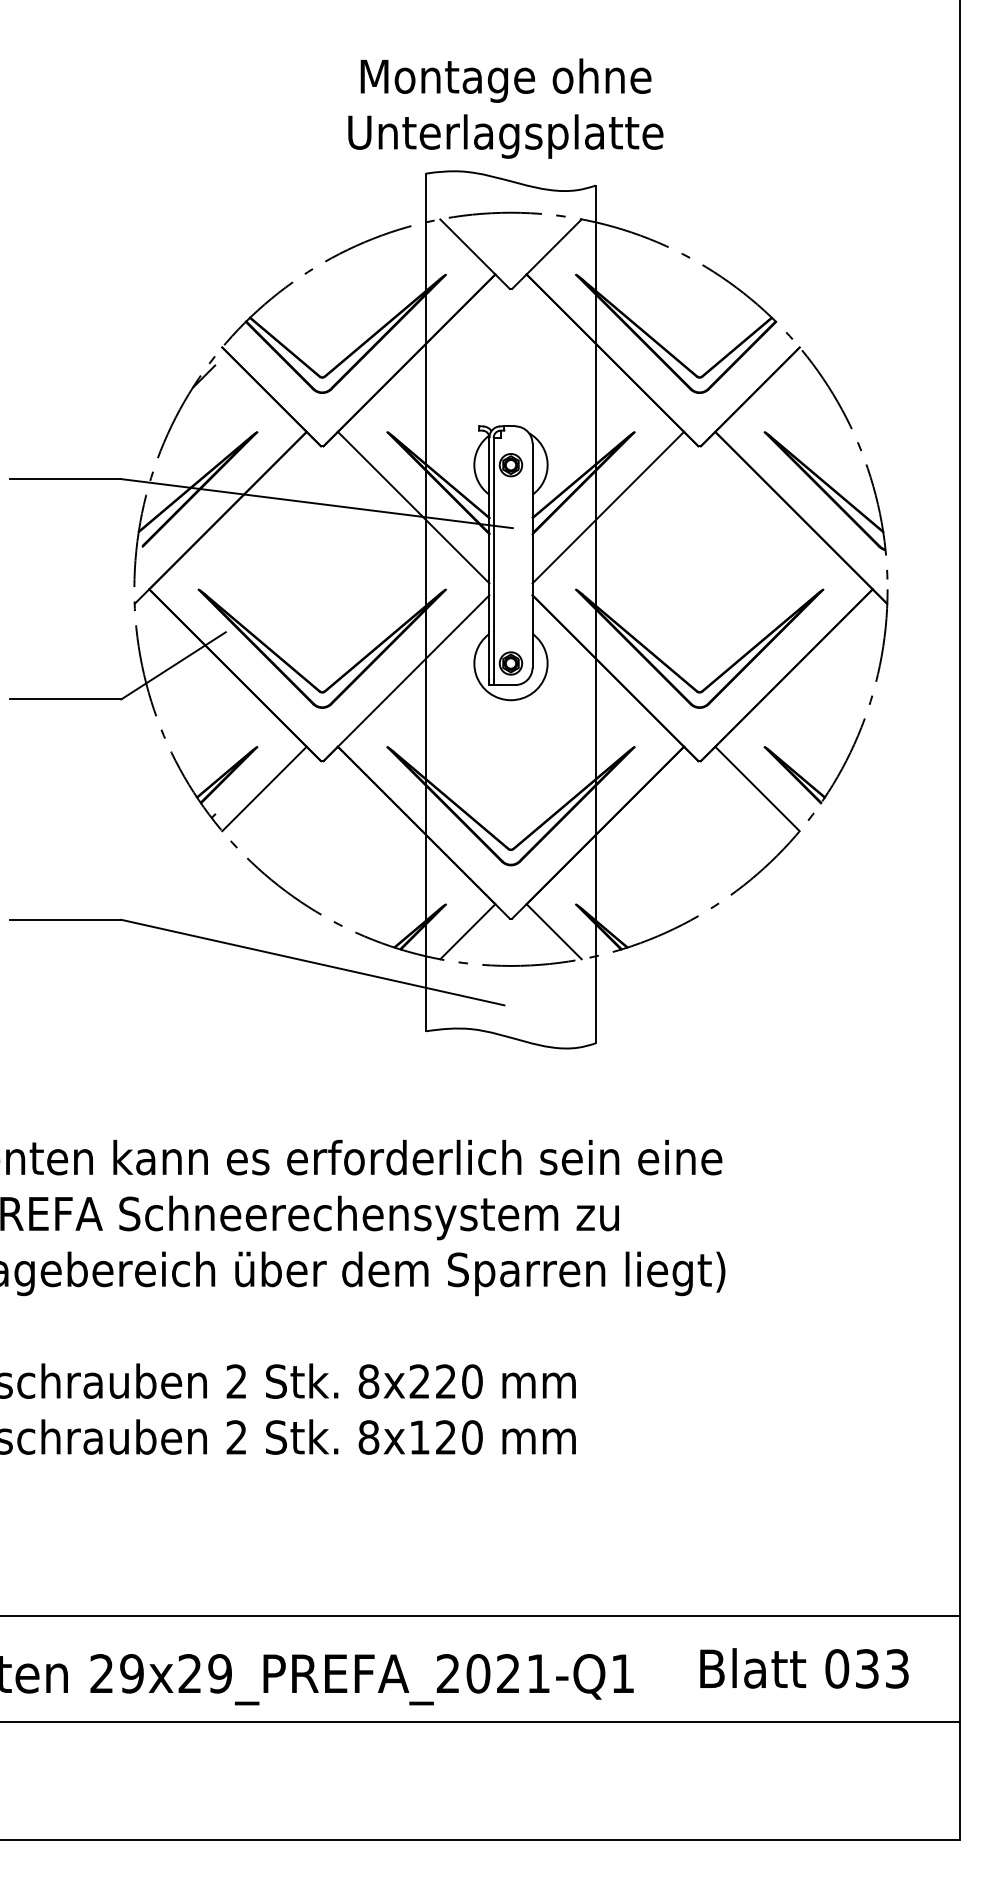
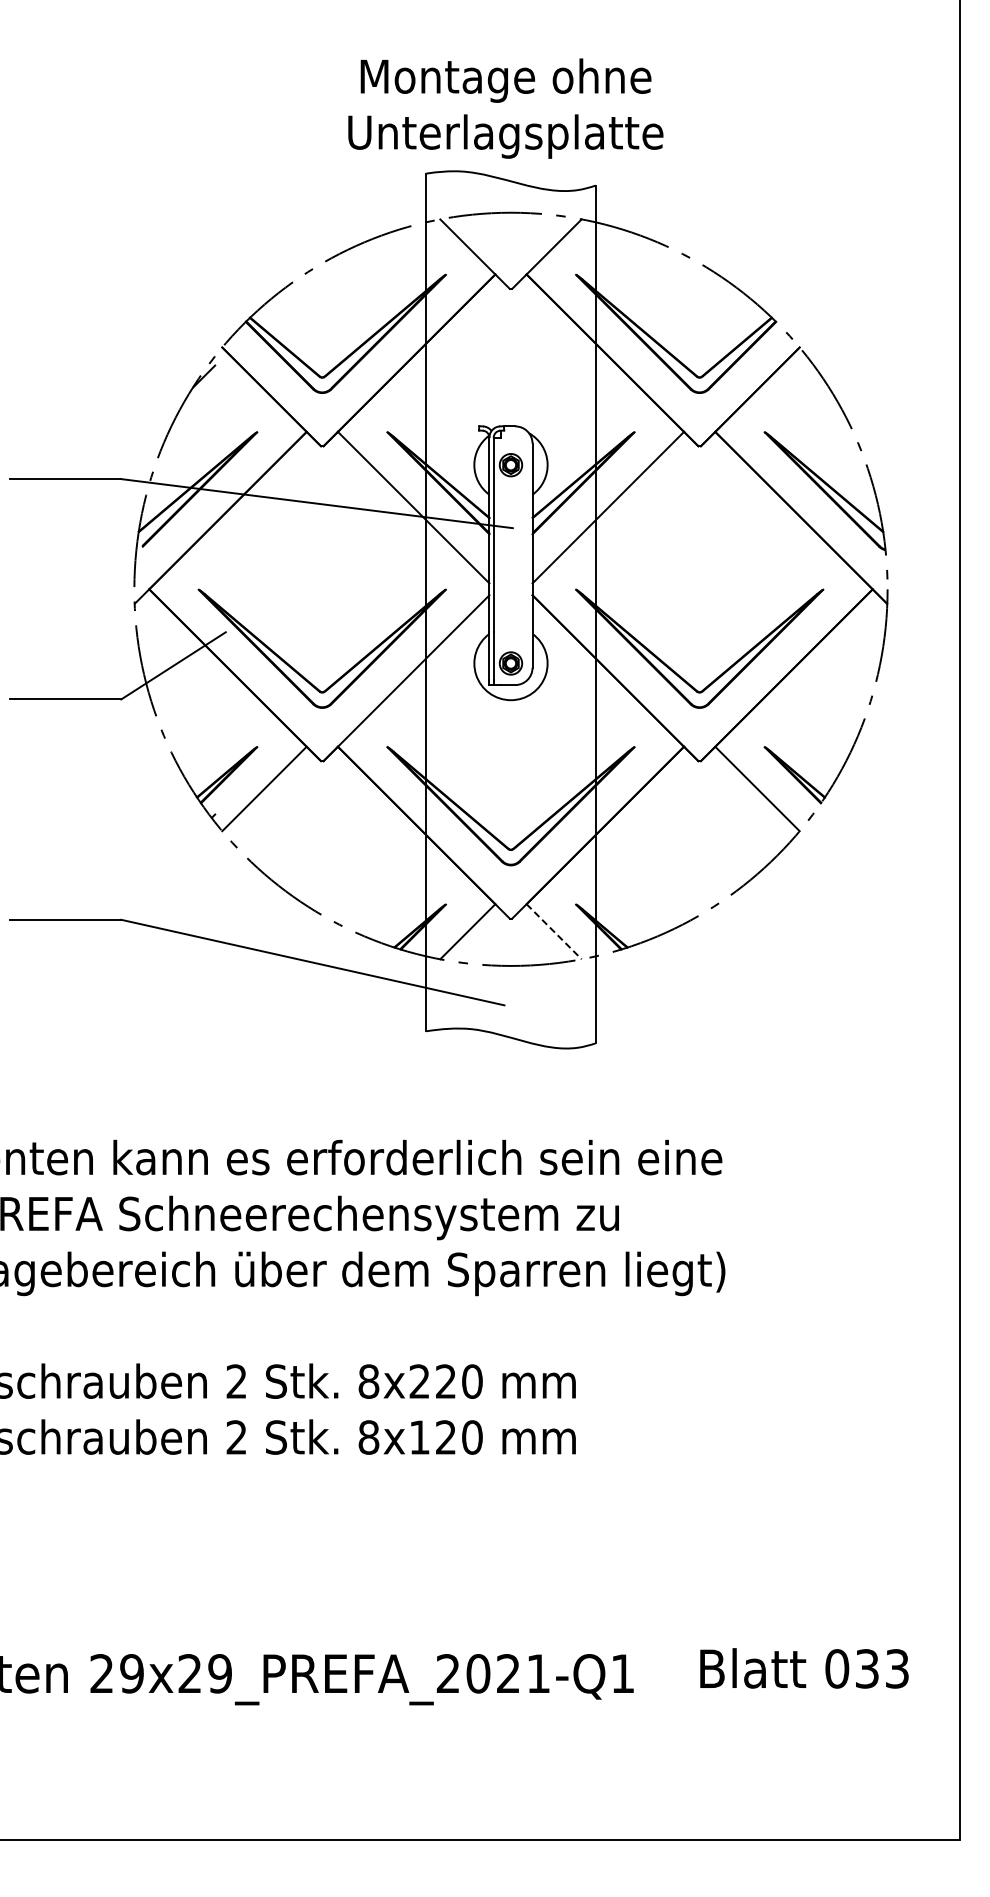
line: solid -> dashed (554, 931)
line: present -> none (481, 1616)
line: present -> none (481, 1721)
